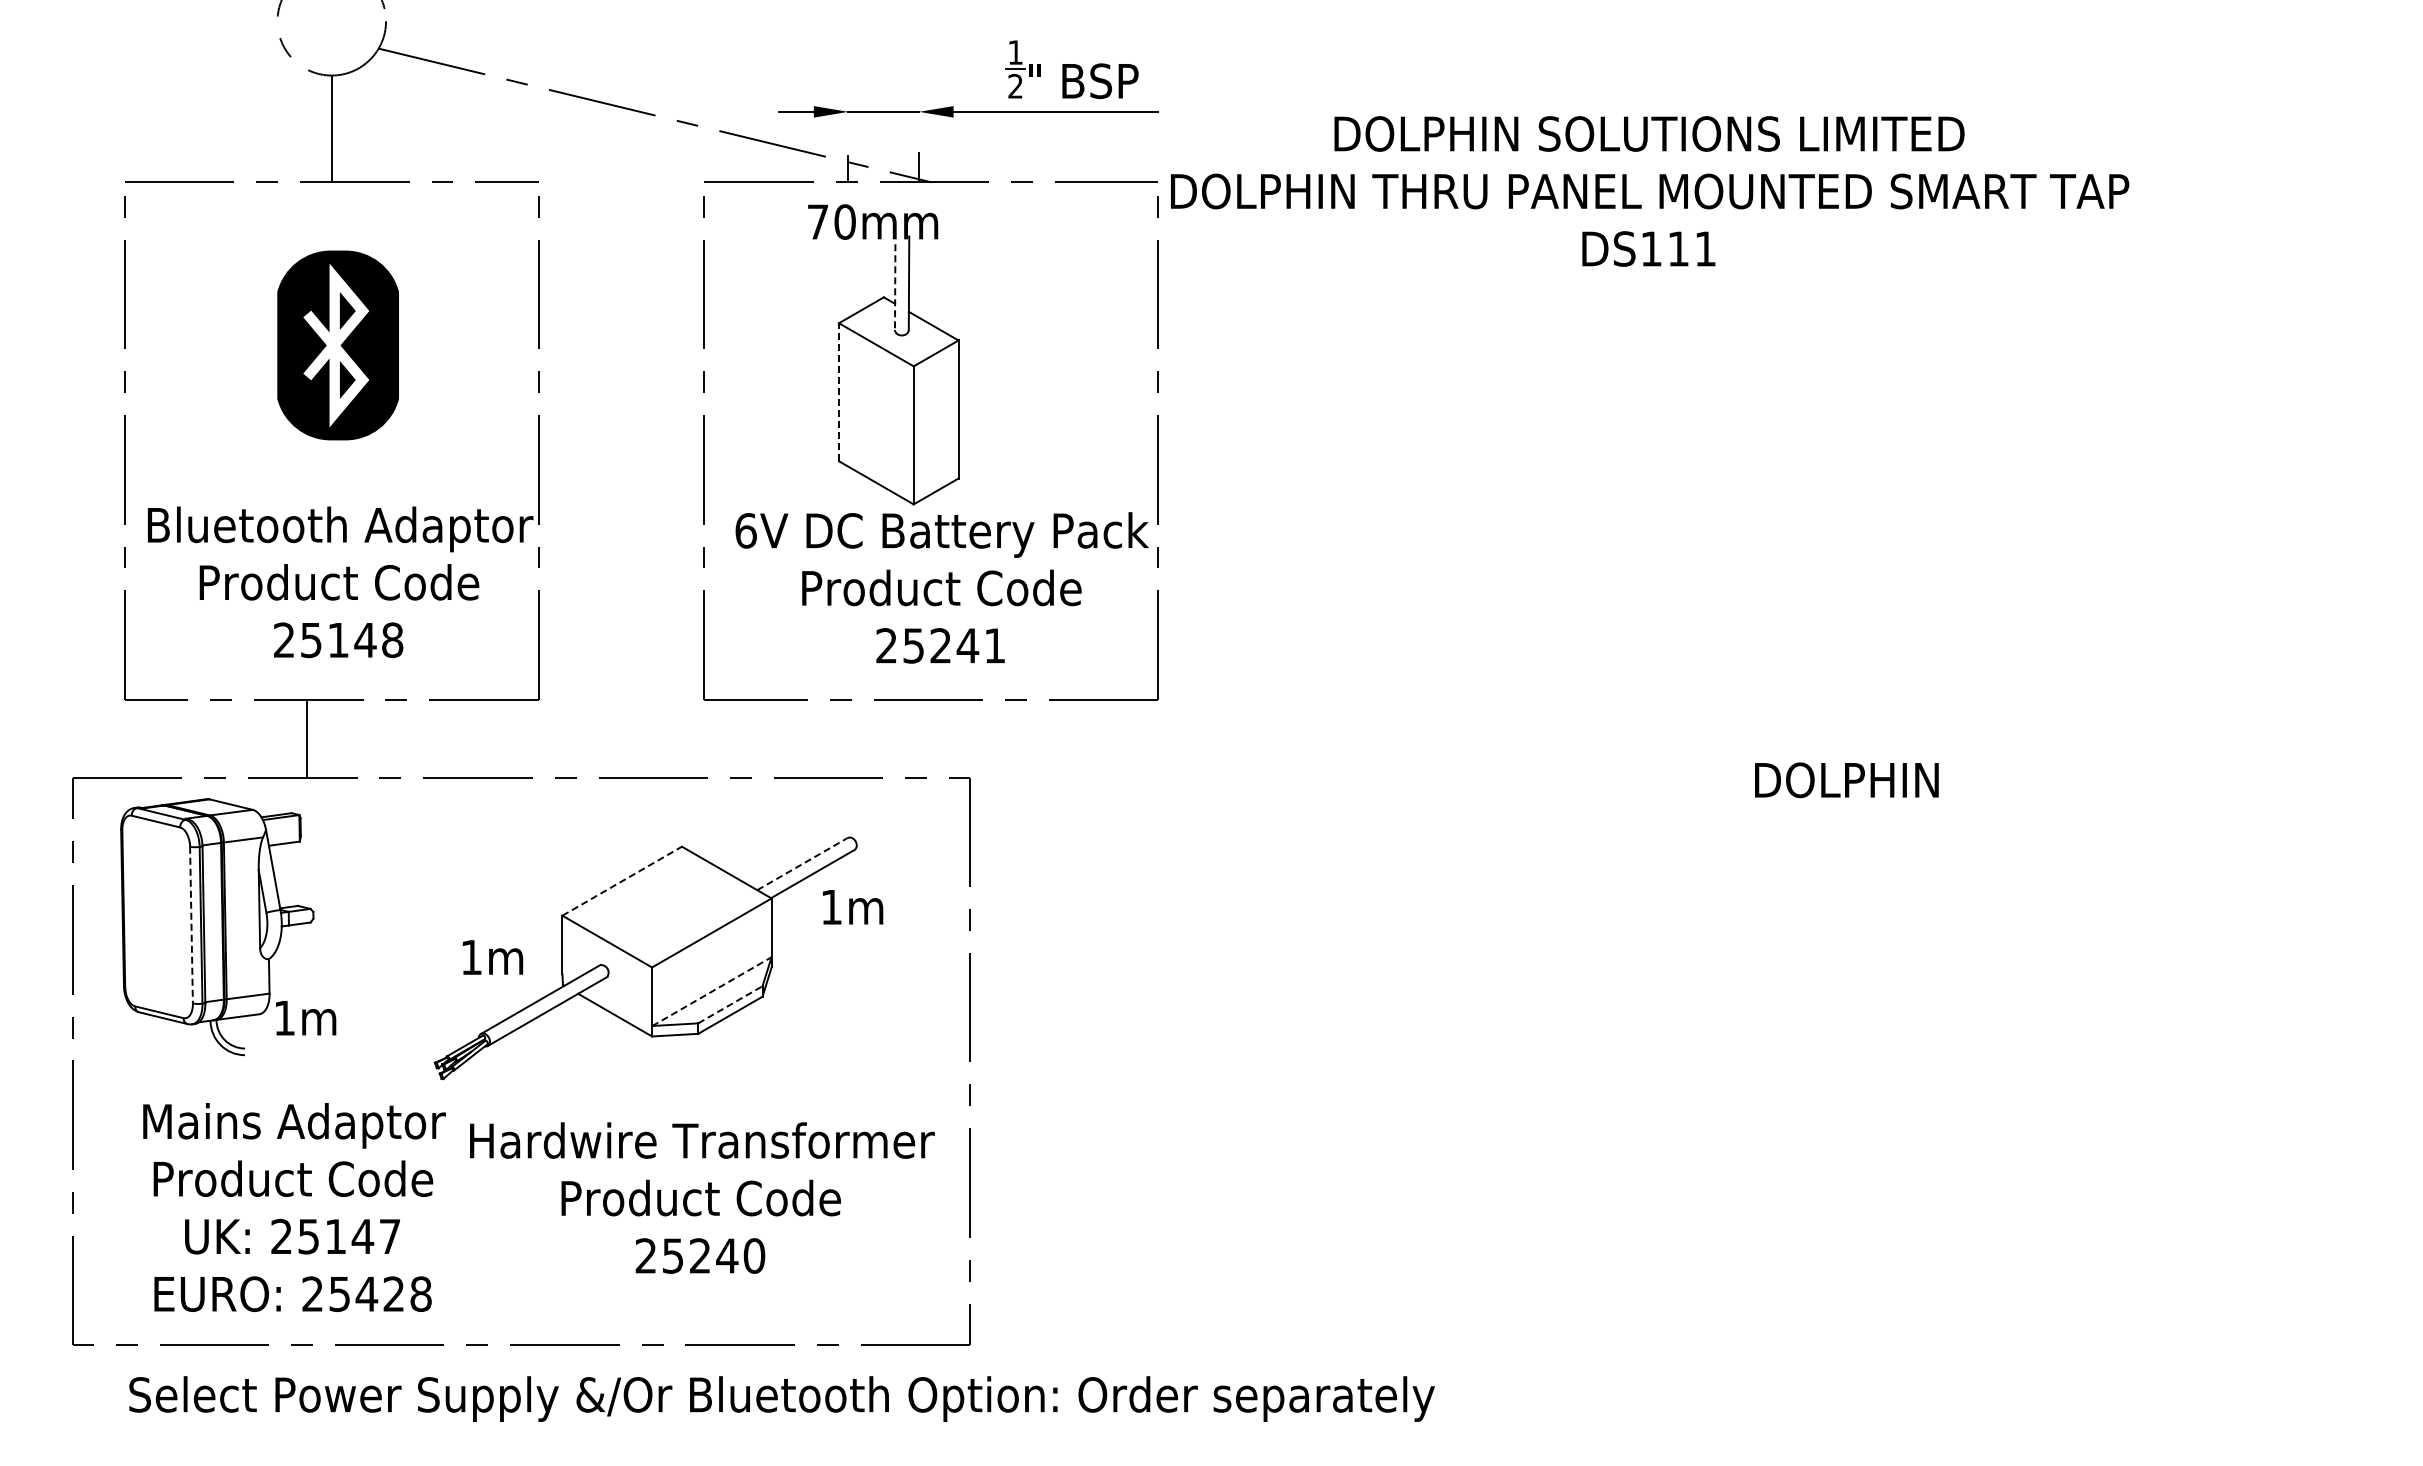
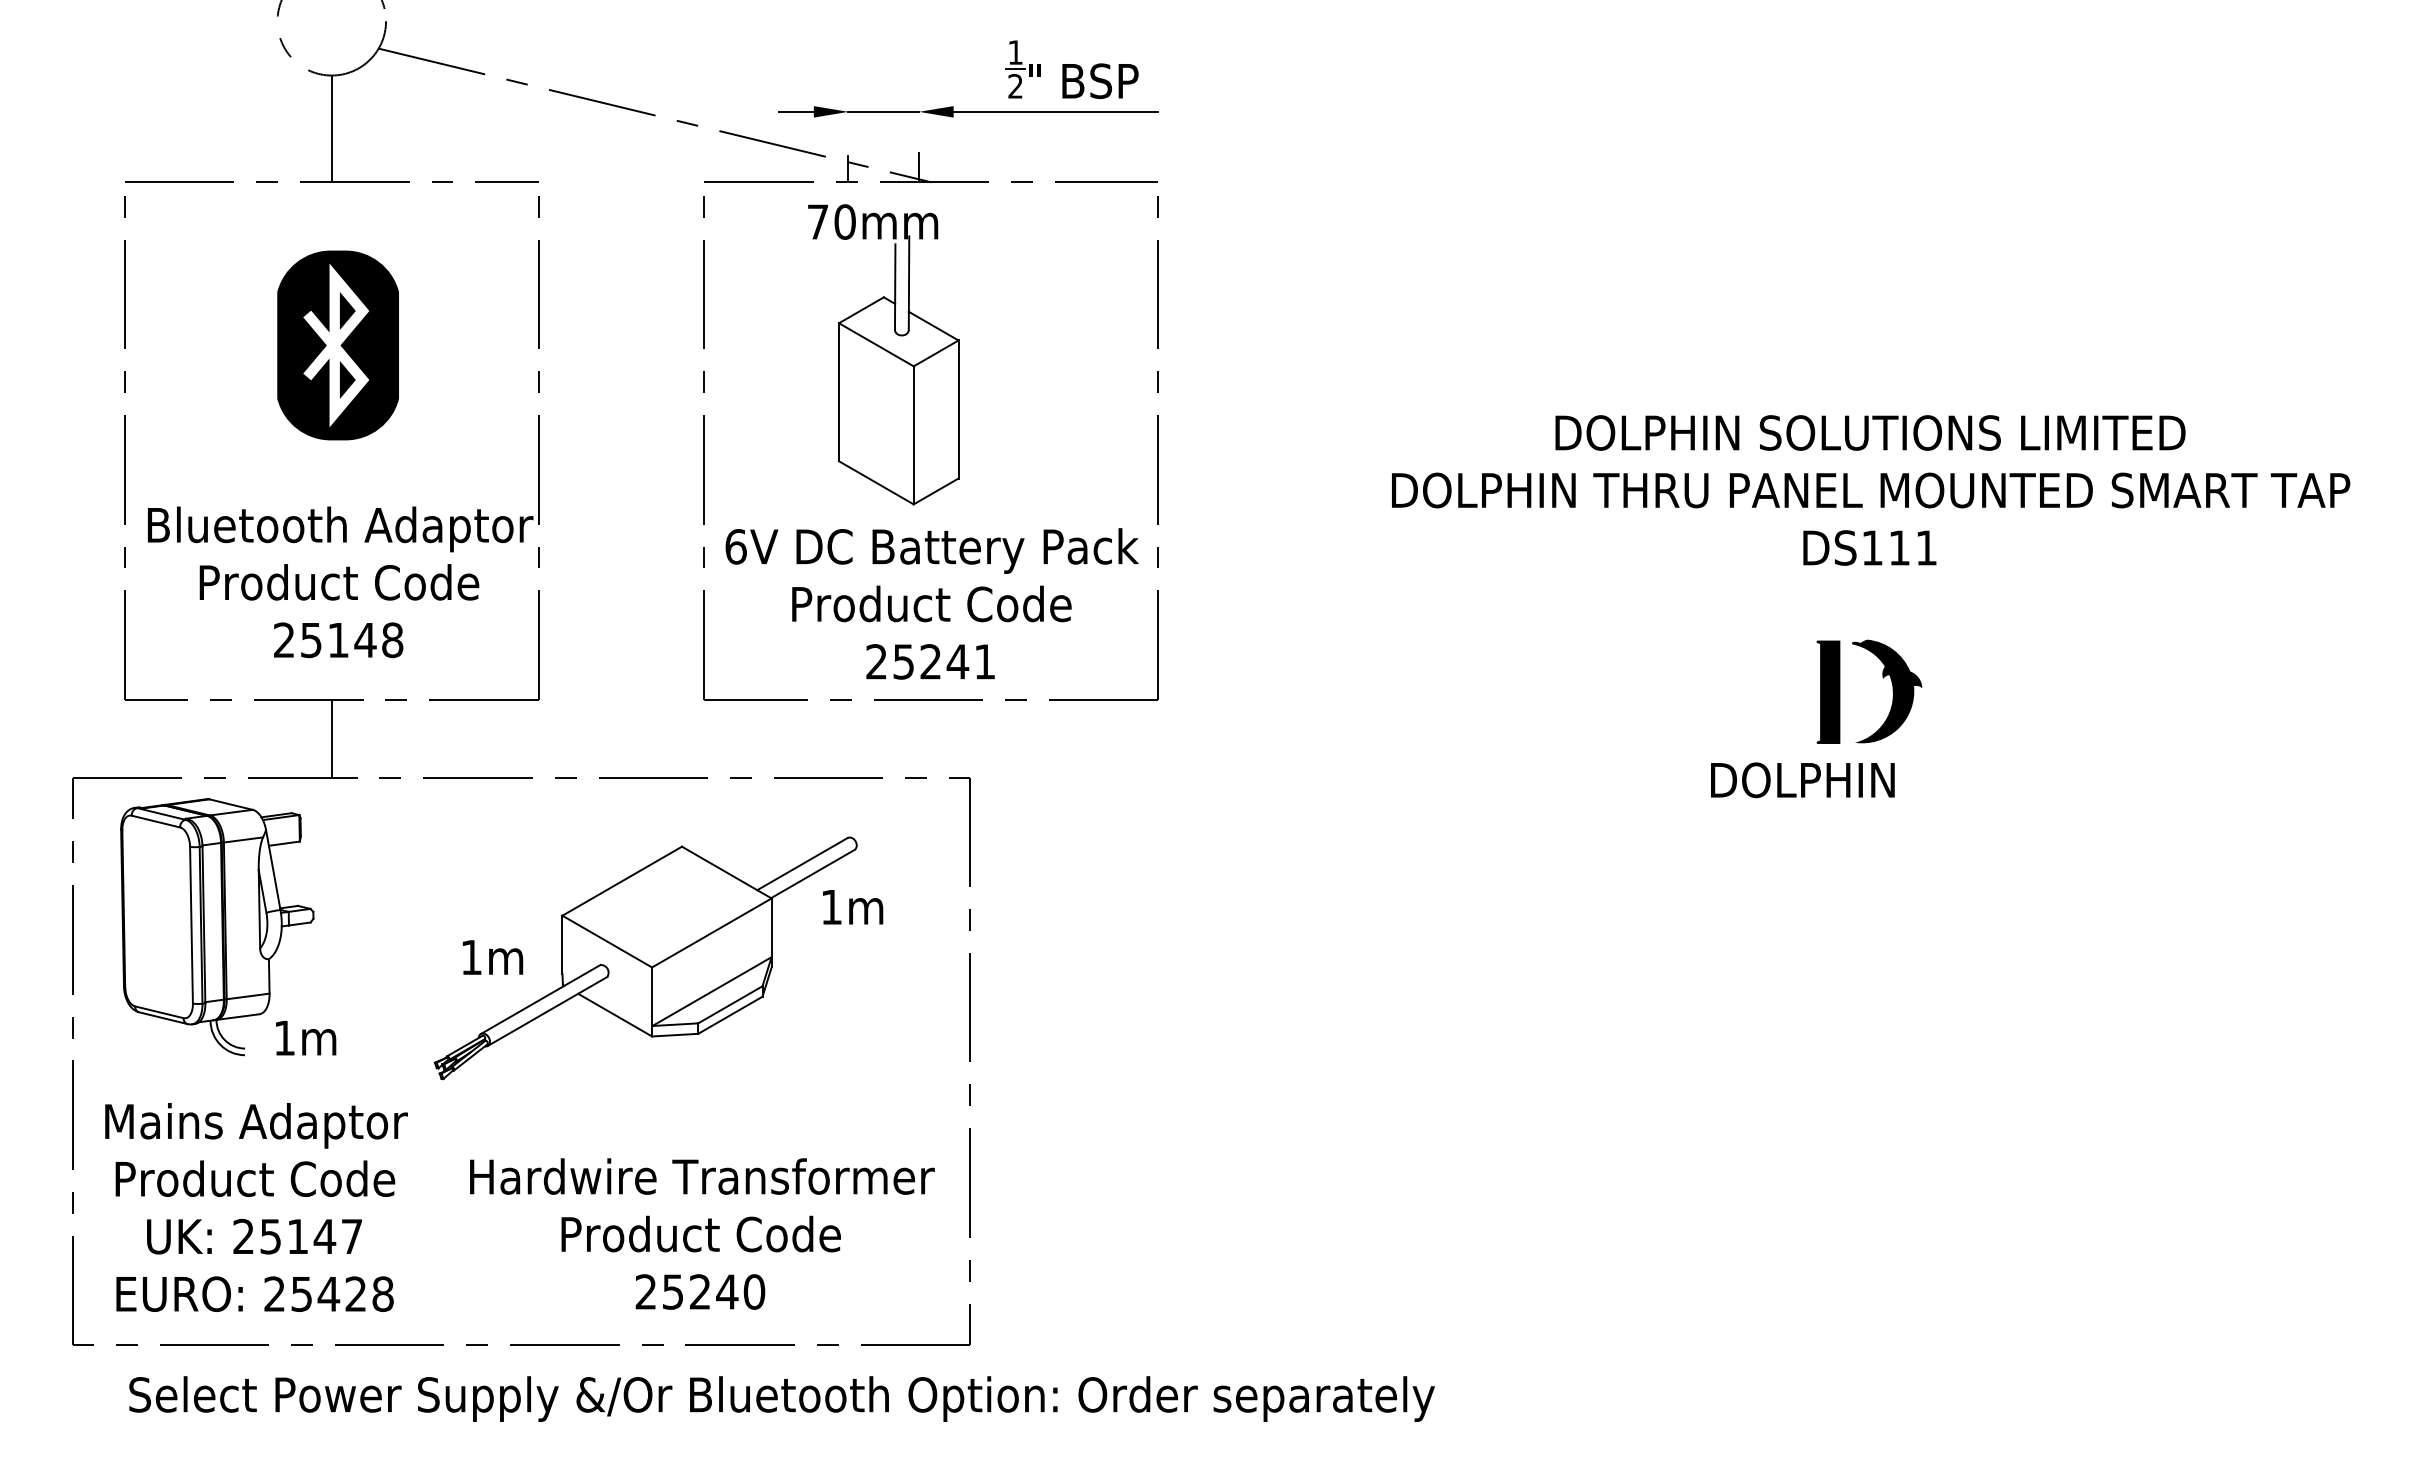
text position: (1650, 191) -> (1871, 490) (1871, 490)
line: dashed -> solid (895, 287)
line: dashed -> solid (839, 391)
text position: (941, 587) -> (931, 603) (931, 603)
part: none -> present (1828, 691)
fill: none -> present (1886, 691)
line position: (306, 738) -> (331, 738) (331, 738)
text position: (1846, 780) -> (1802, 780) (1802, 780)
line: dashed -> solid (802, 863)
line: dashed -> solid (622, 880)
line: dashed -> solid (191, 925)
line: dashed -> solid (711, 991)
line: dashed -> solid (730, 1004)
text position: (306, 1018) -> (306, 1038) (306, 1038)
text position: (702, 1197) -> (702, 1233) (702, 1233)
text position: (294, 1207) -> (256, 1207) (256, 1207)
